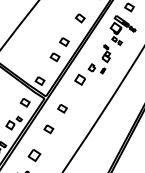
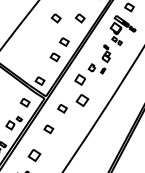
part: none -> present (55, 18)
part: none -> present (82, 100)
